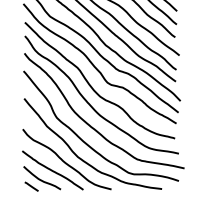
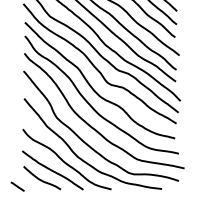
line position: (31, 186) -> (17, 186) (17, 186)
